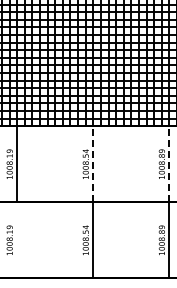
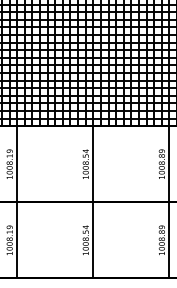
line: dashed -> solid (93, 163)
line: dashed -> solid (169, 163)
line: none -> present (17, 240)
